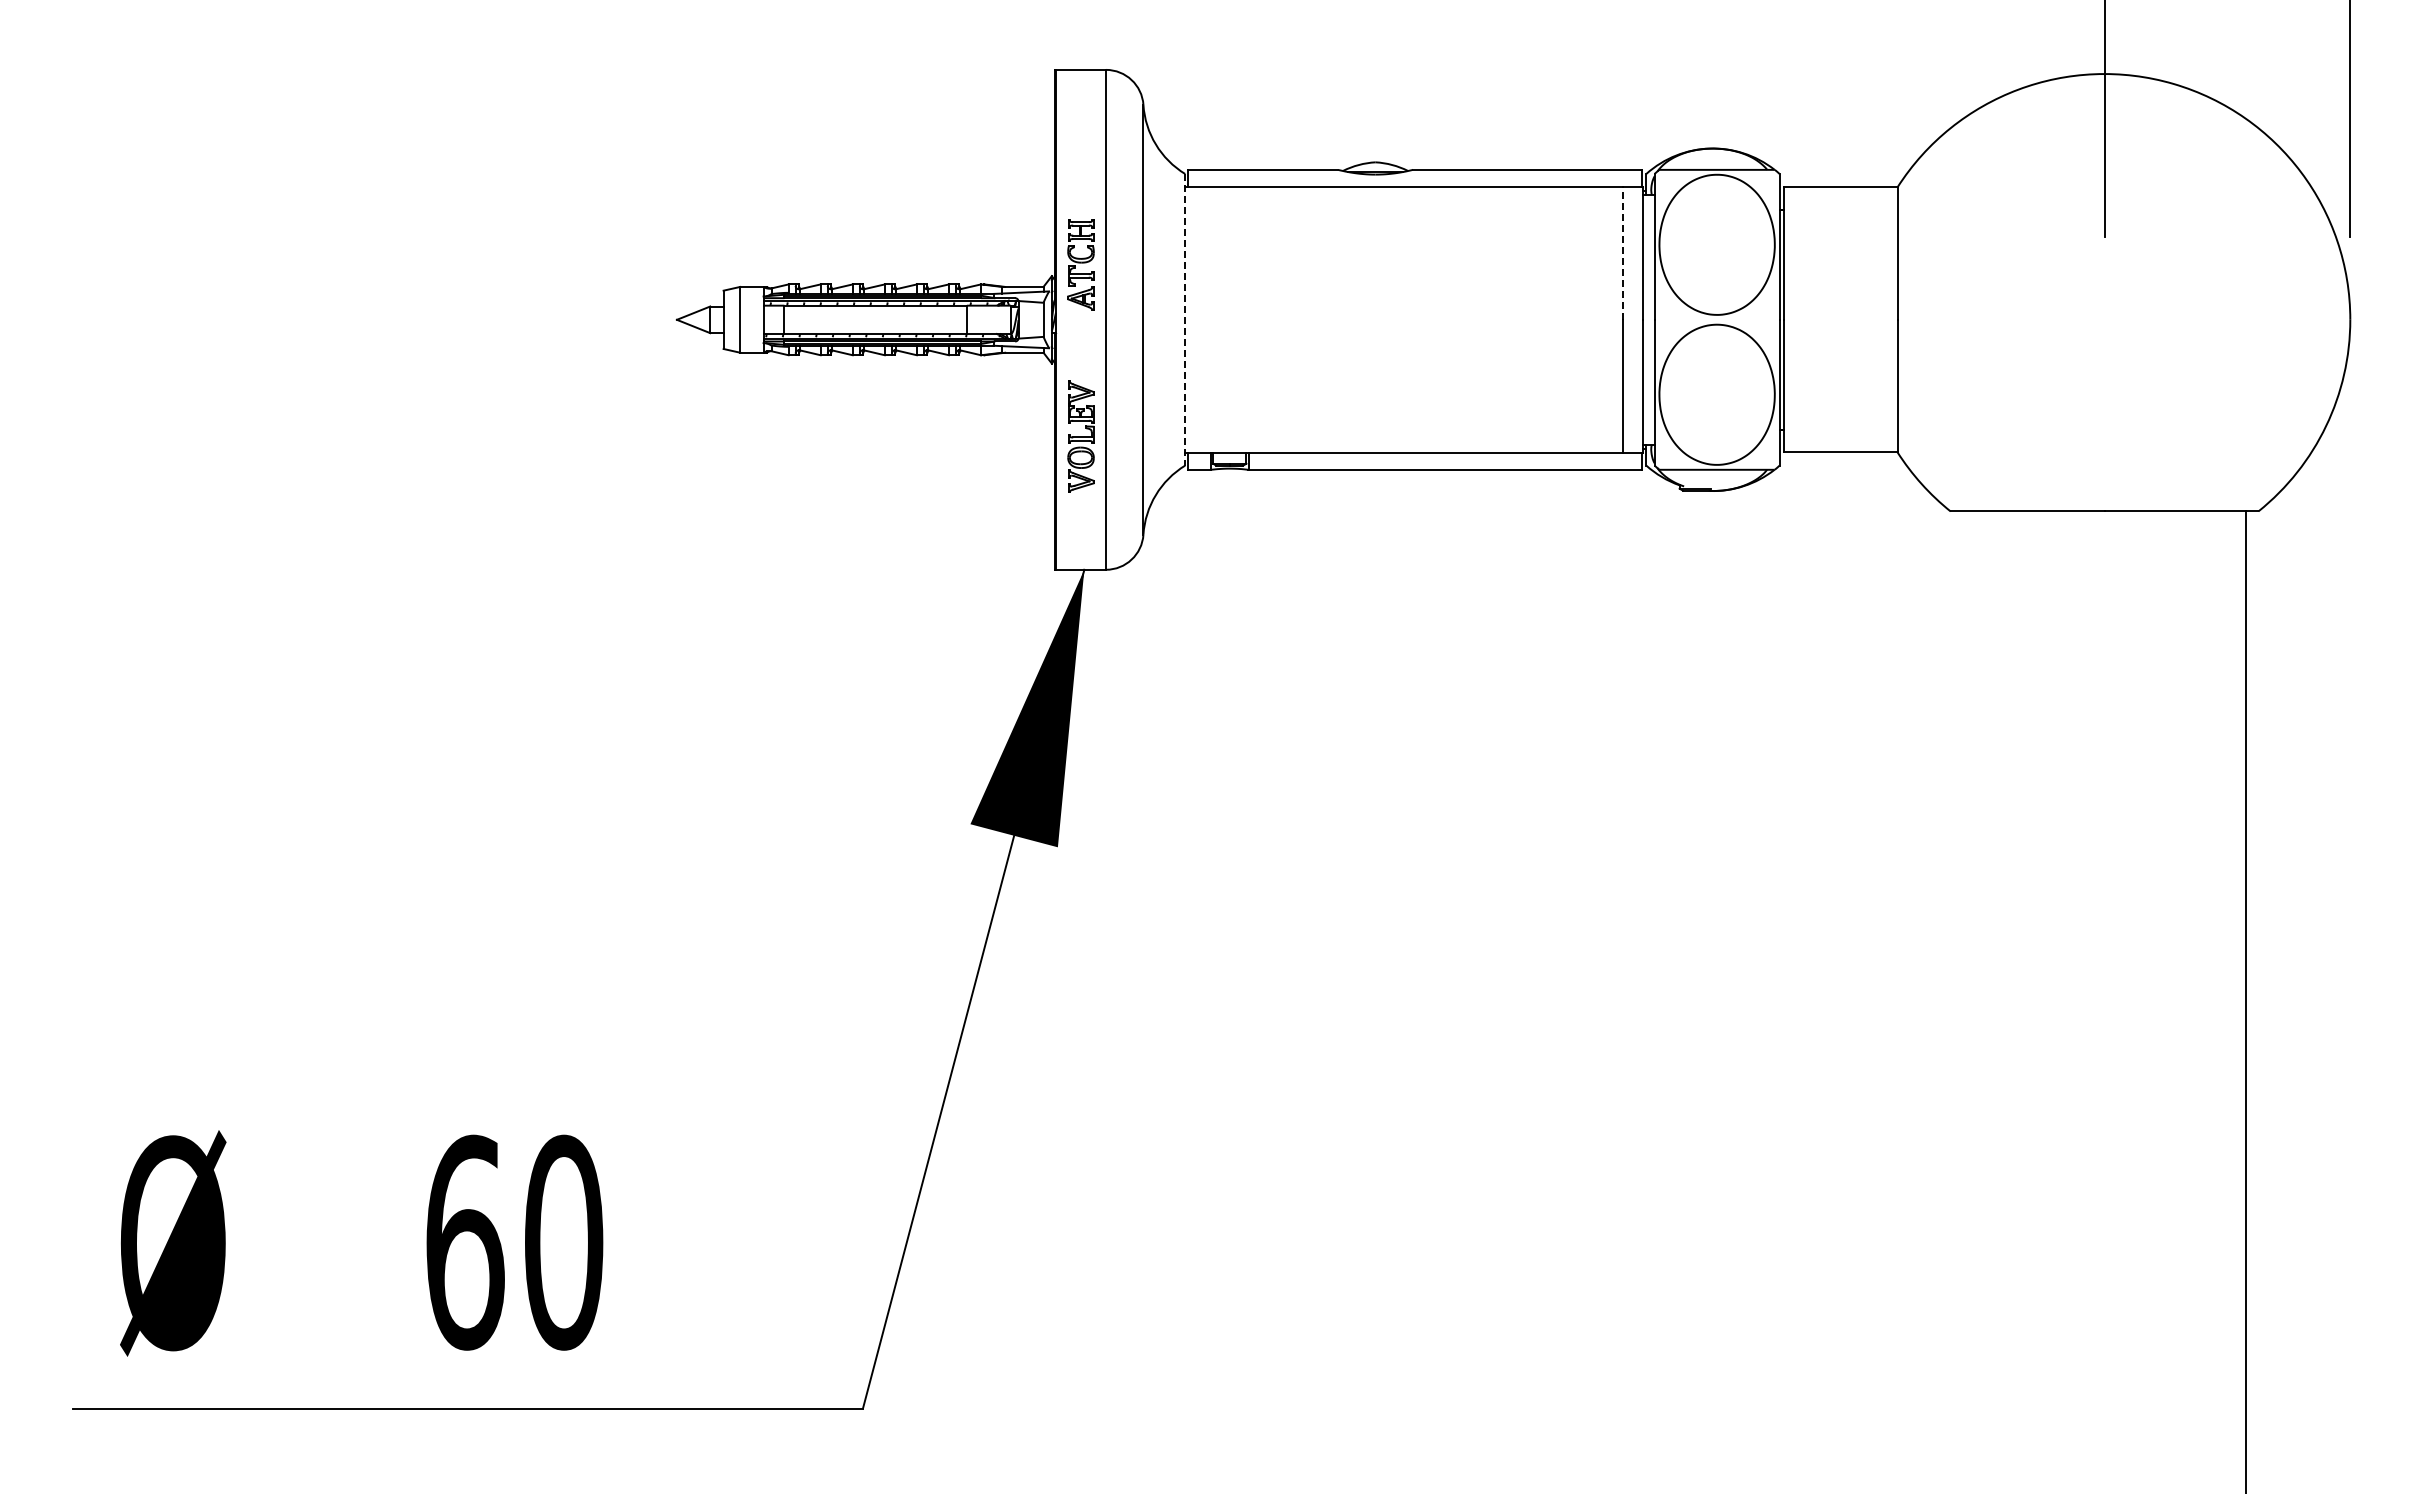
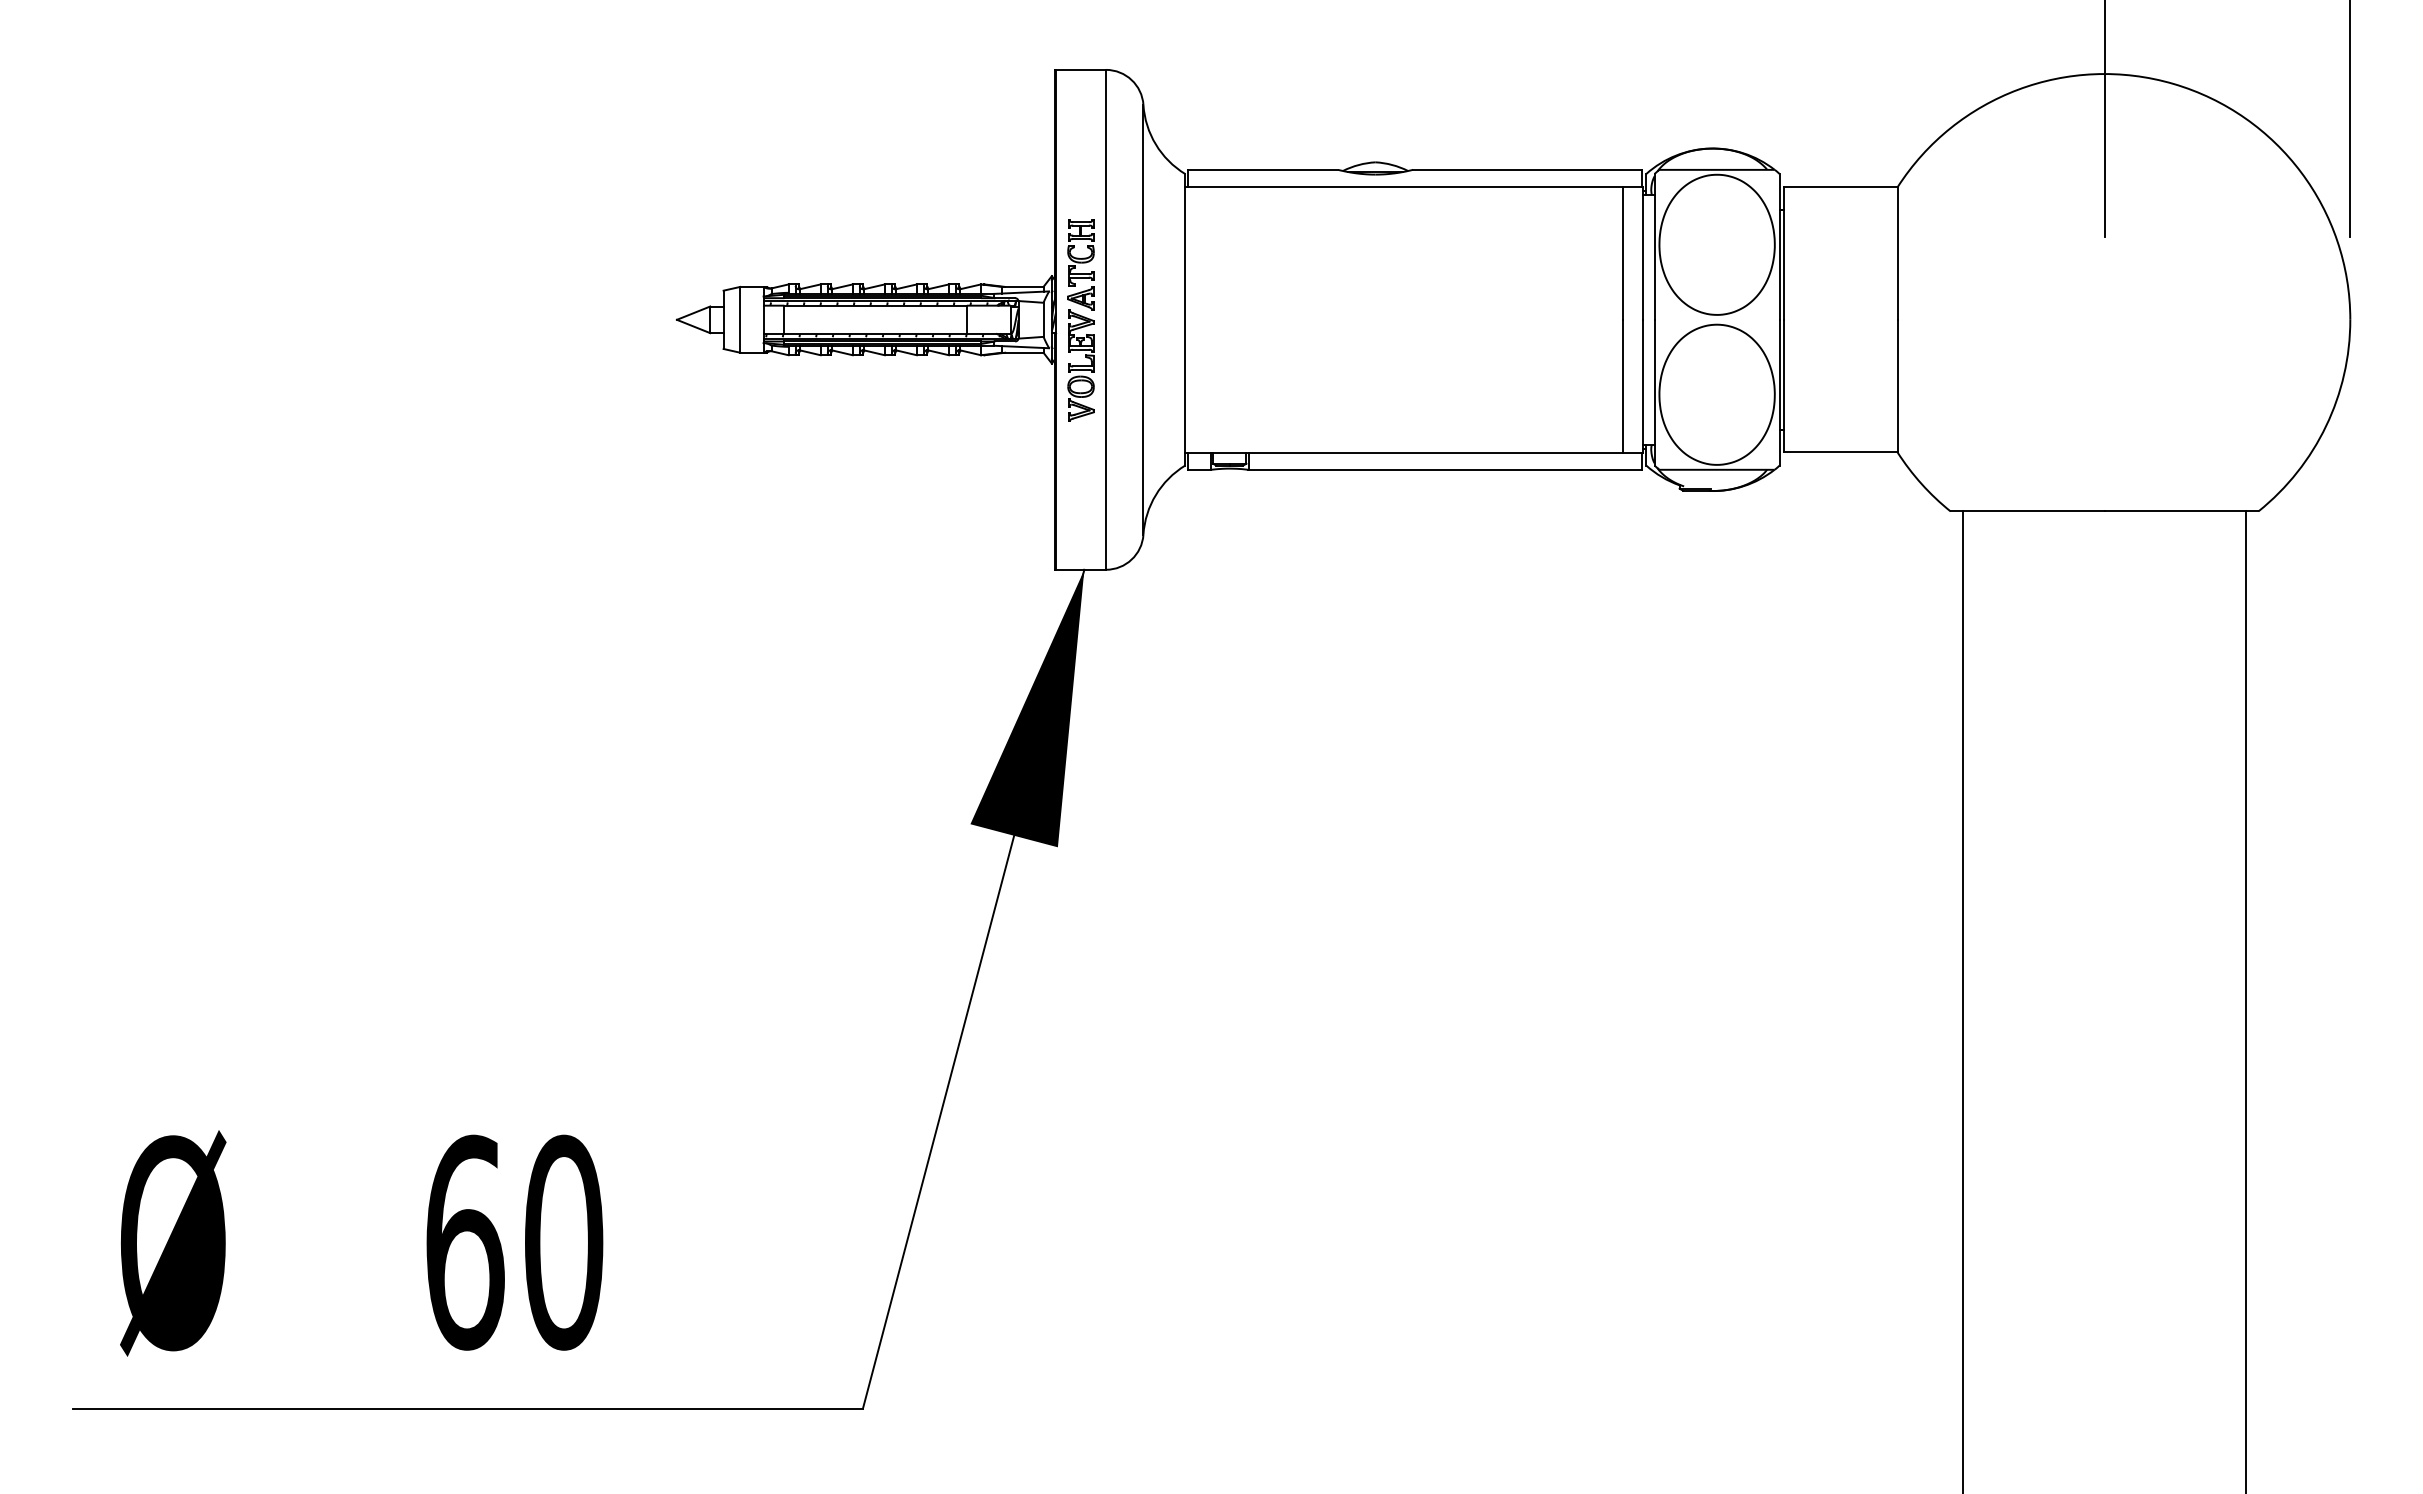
line: dashed -> solid (1622, 253)
line: dashed -> solid (1185, 319)
part position: (1080, 436) -> (1080, 365) (1080, 365)
line: none -> present (1962, 1000)
